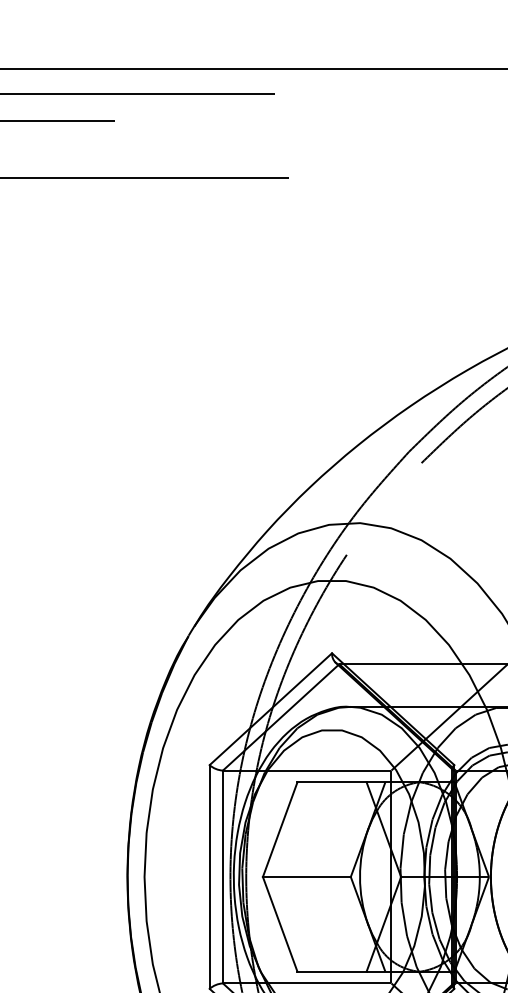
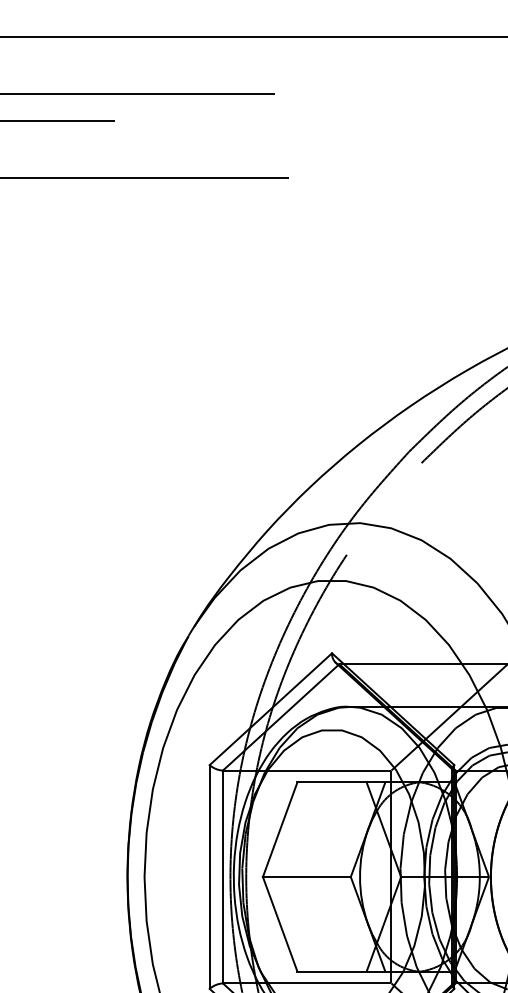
line position: (253, 68) -> (253, 36) (253, 36)
